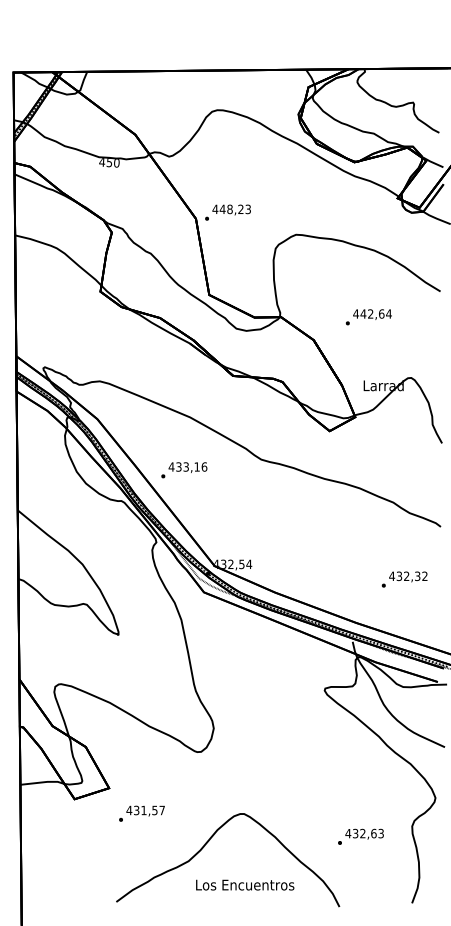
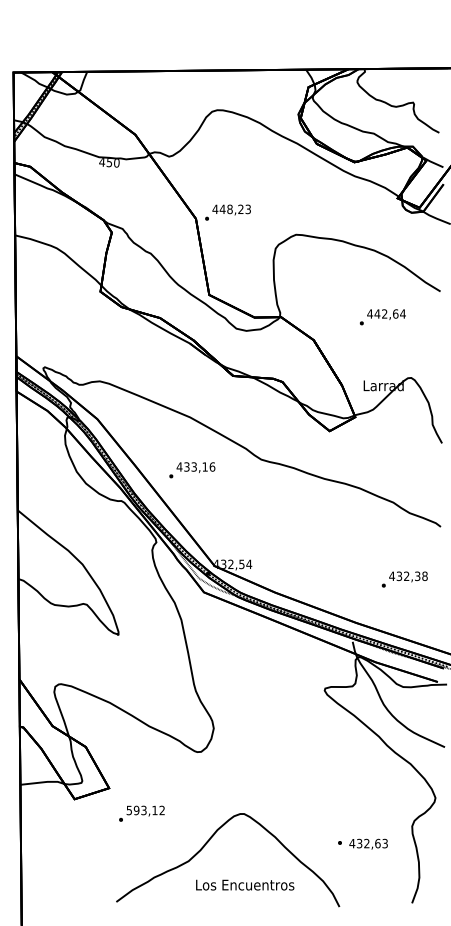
text position: (368, 317) -> (382, 317) (382, 317)
text position: (184, 470) -> (192, 470) (192, 470)
text: 432,32 -> 432,38 (424, 575)
text: 431,57 -> 593,12 (145, 810)
text position: (364, 833) -> (368, 843) (368, 843)
